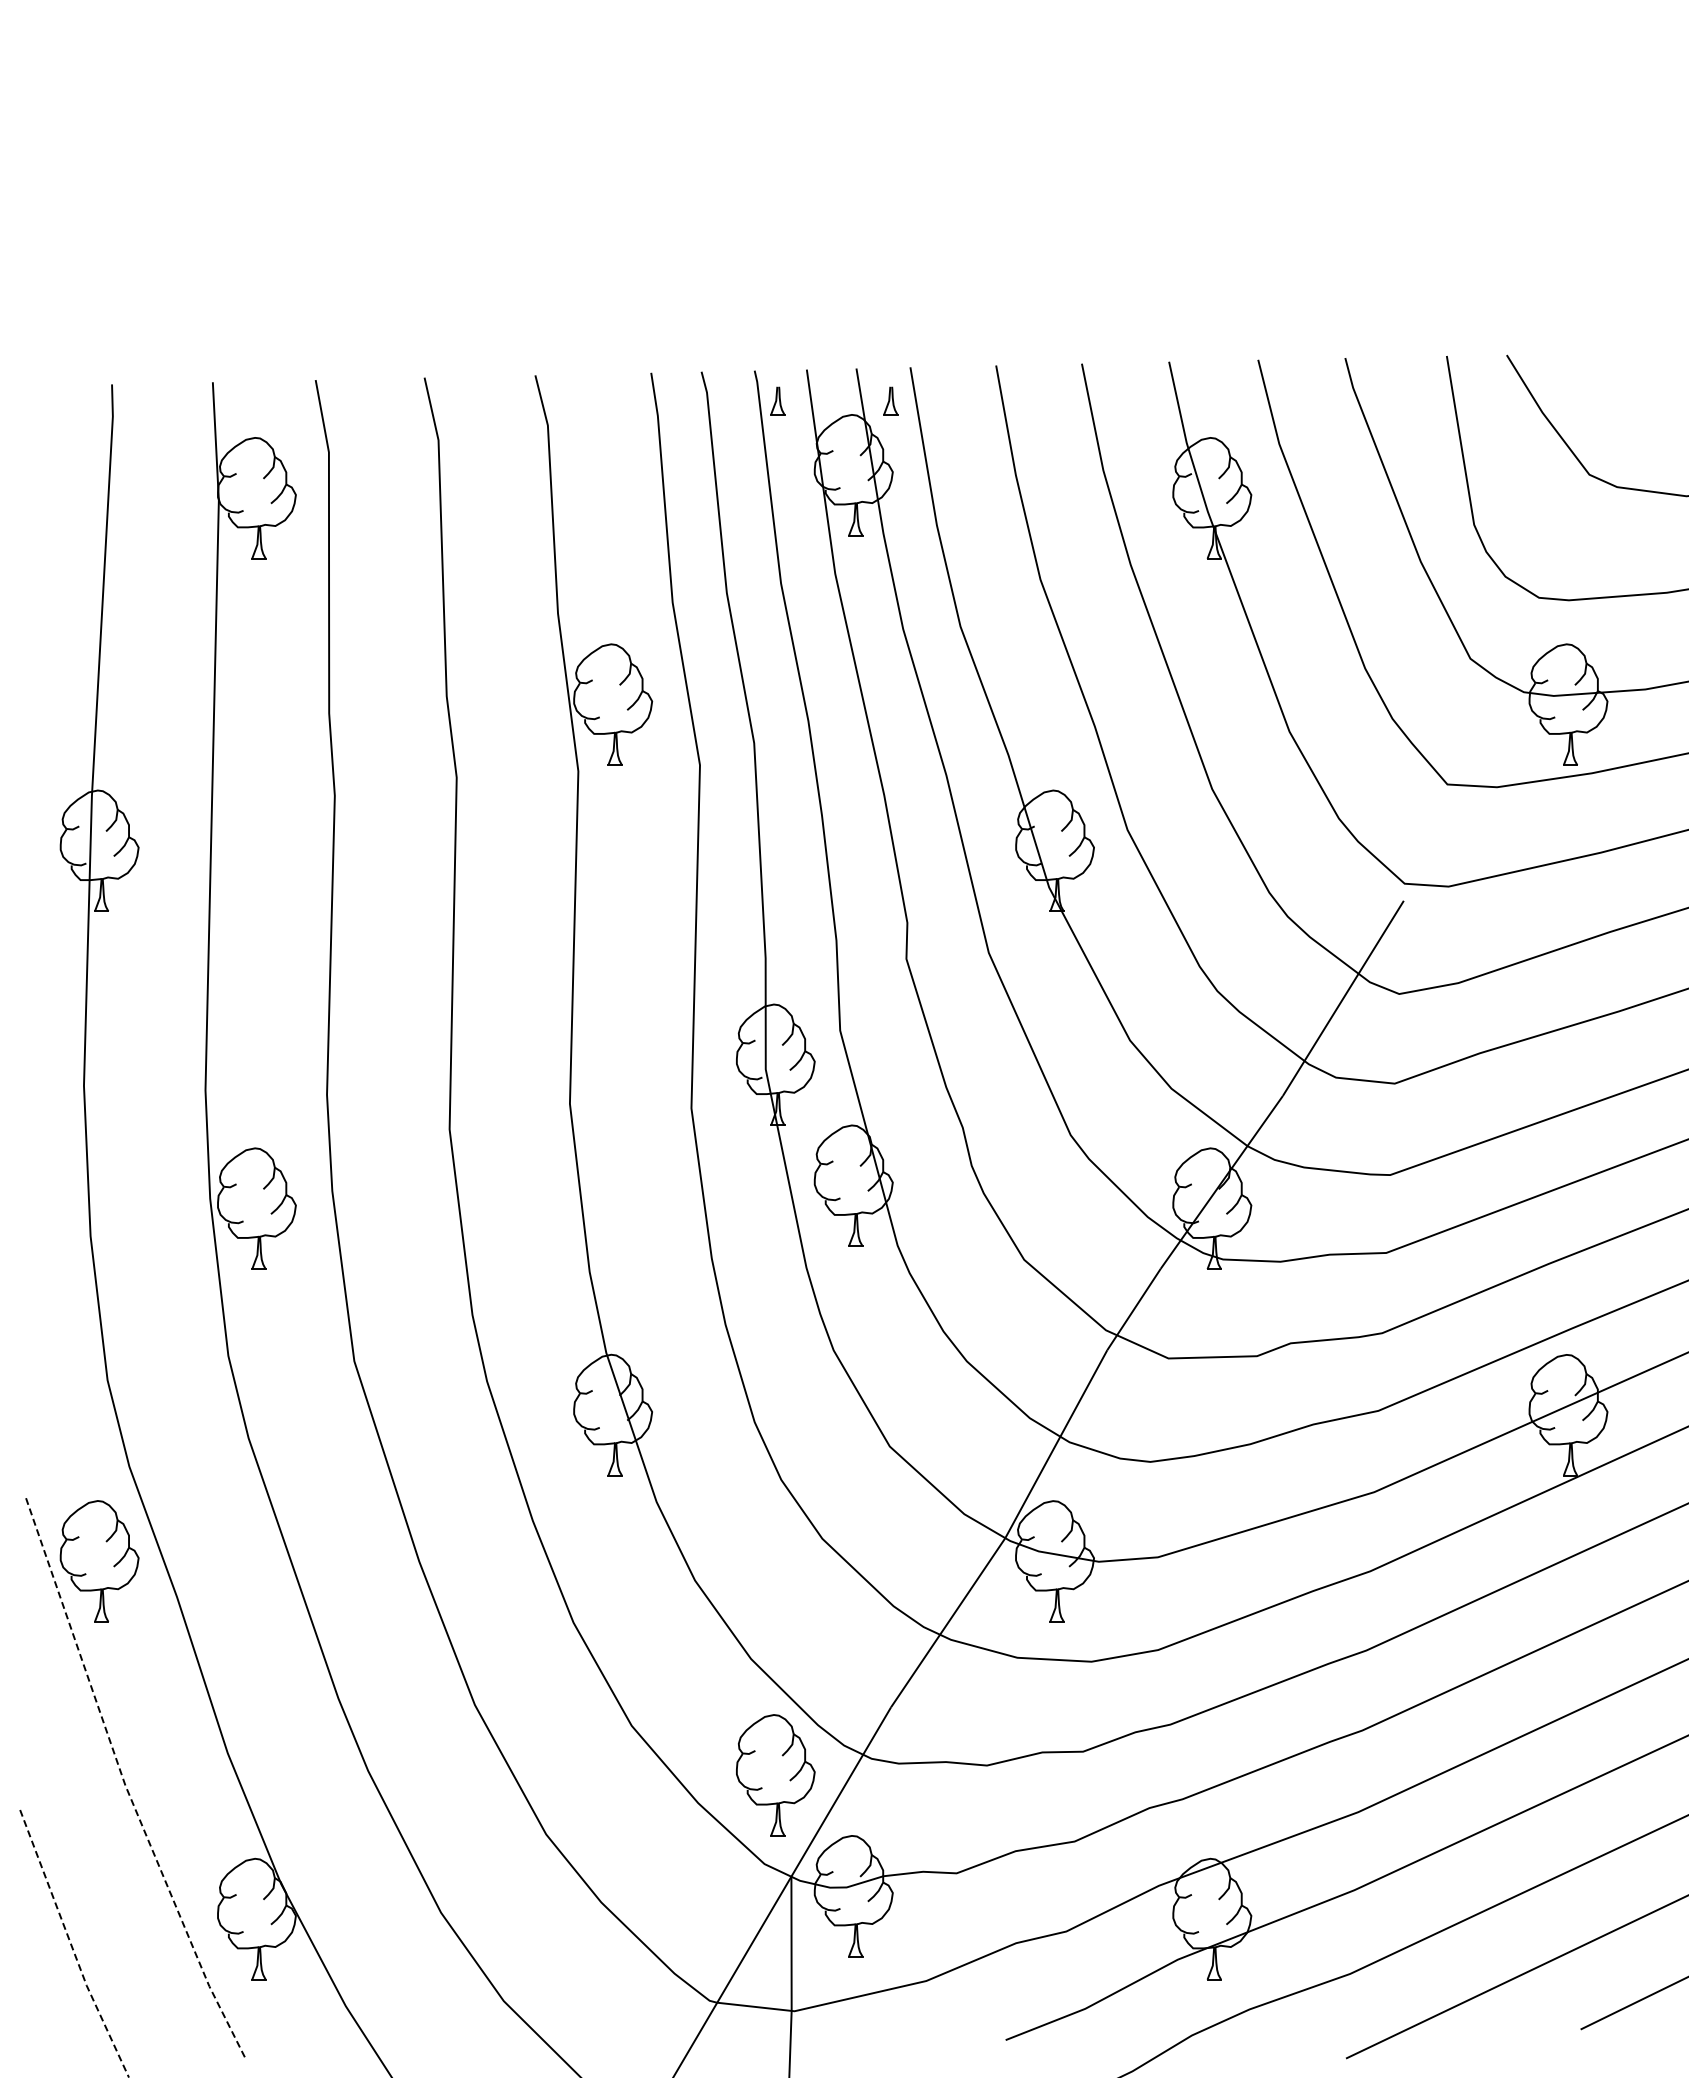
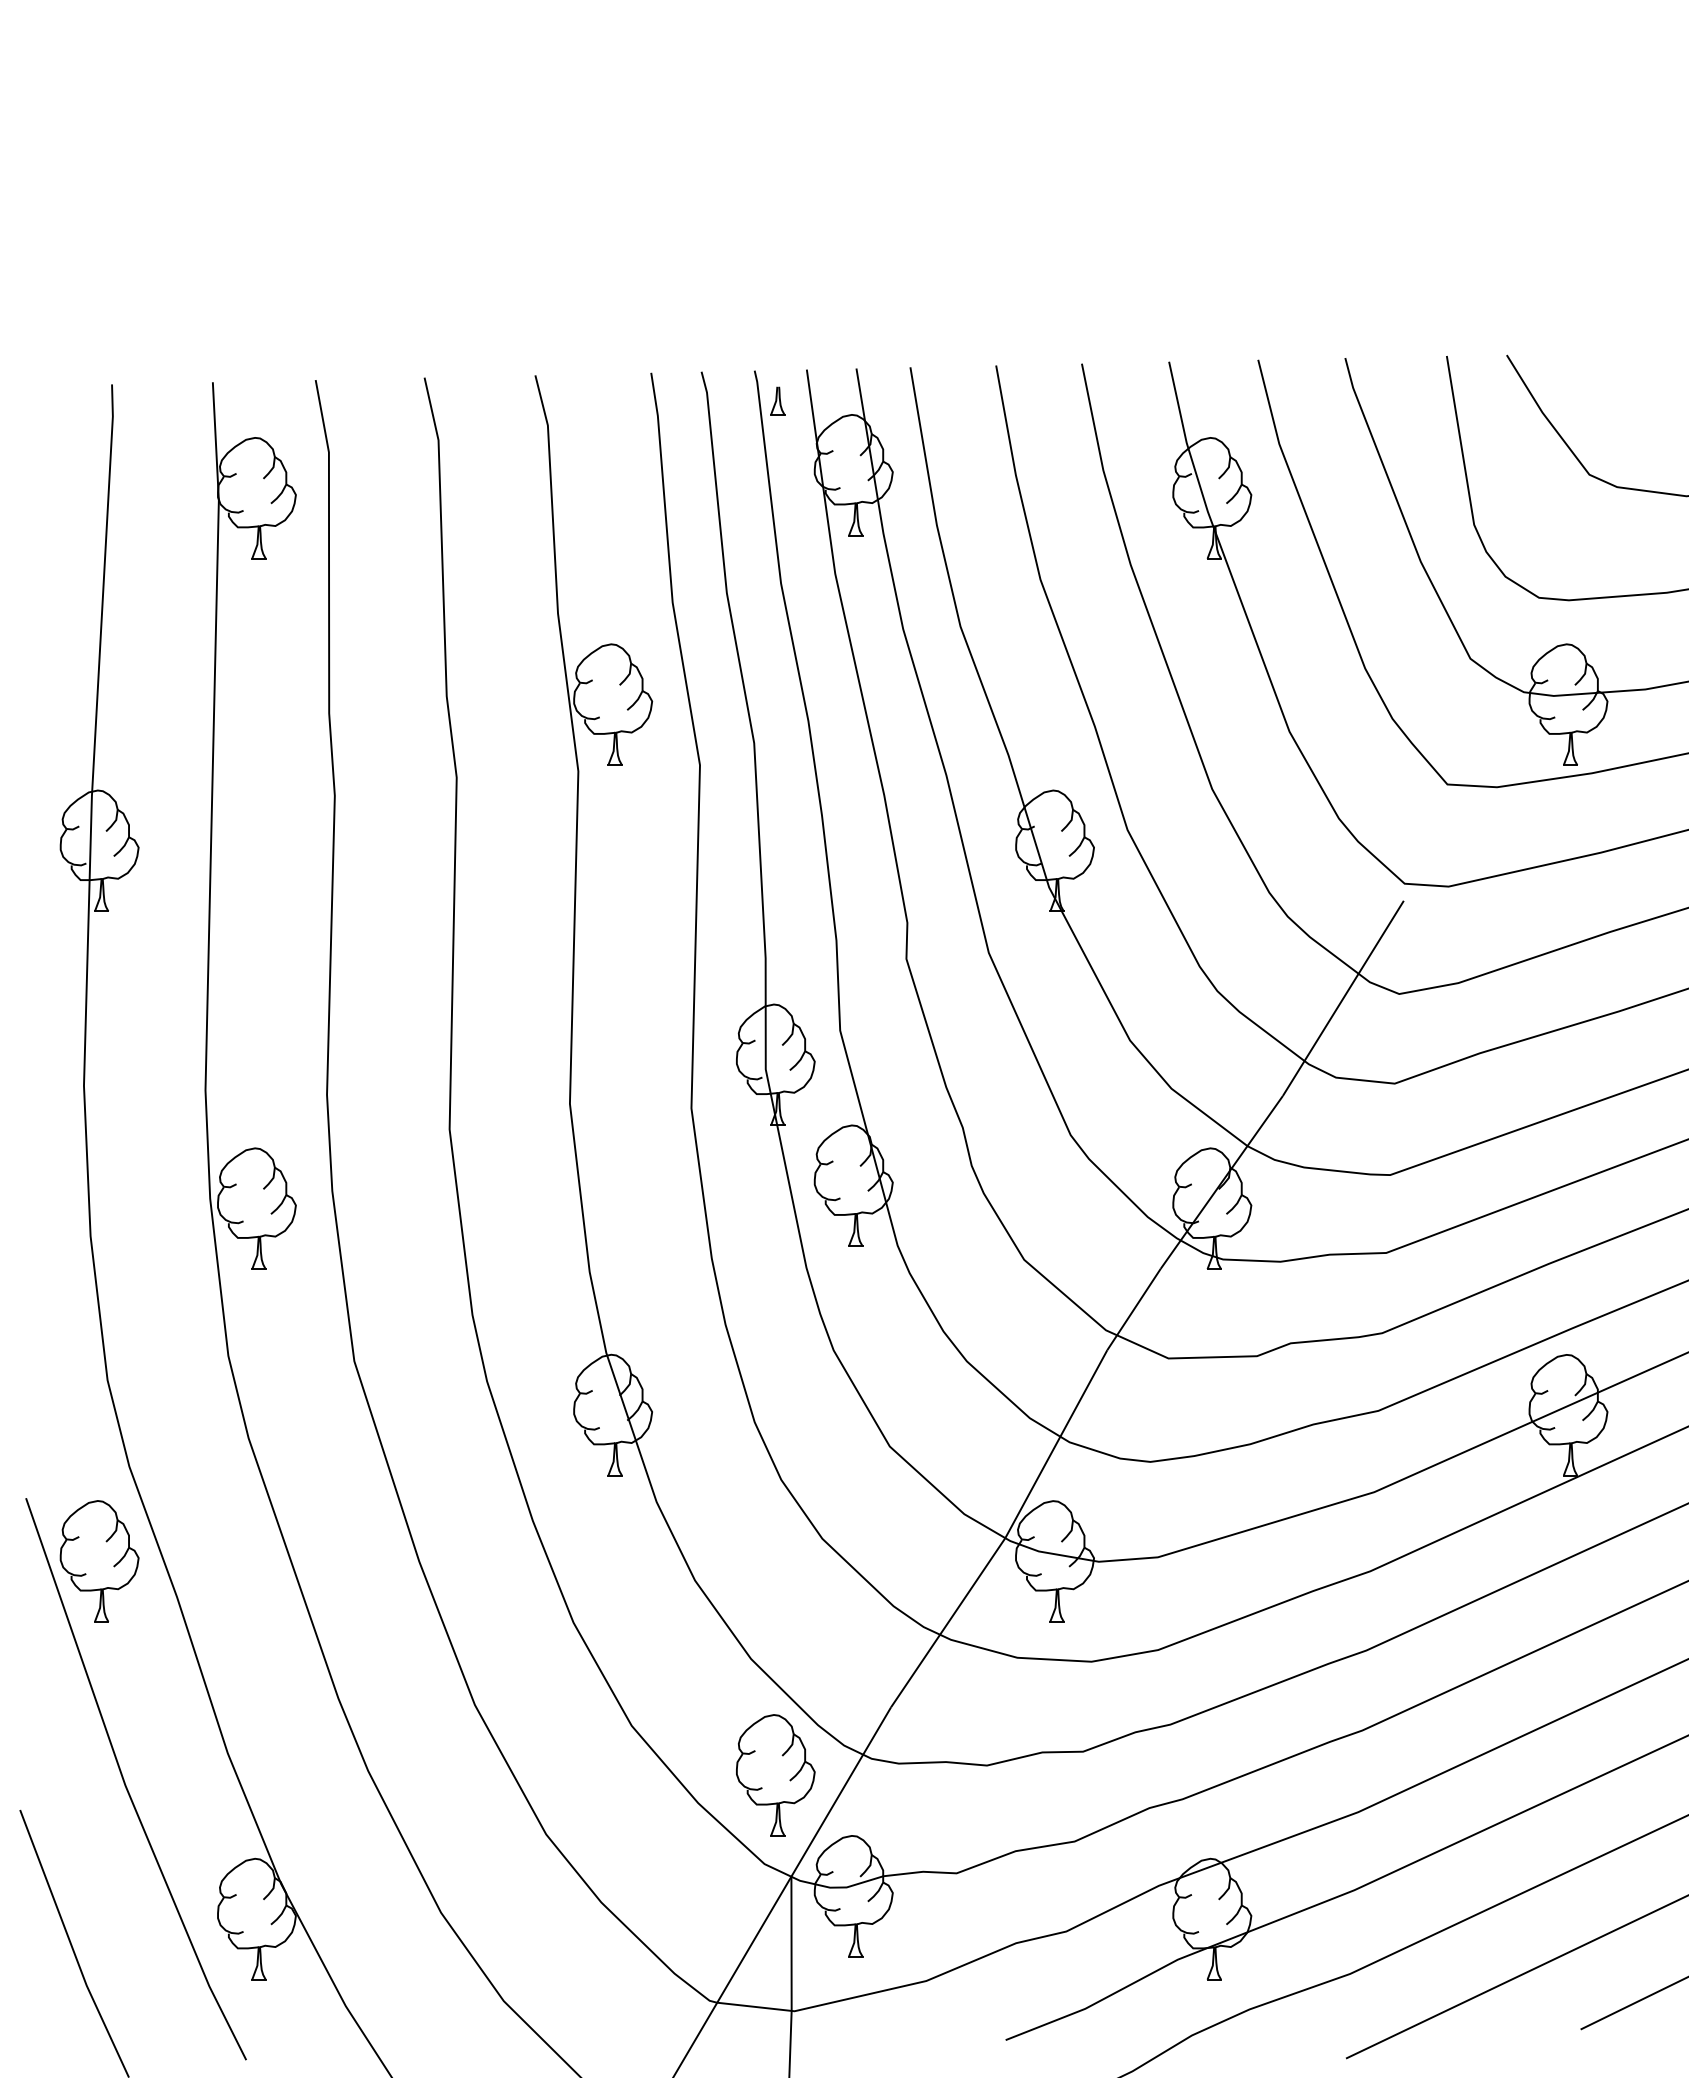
part: present -> none (890, 400)
line: dashed -> solid (125, 1785)
line: dashed -> solid (71, 1946)
